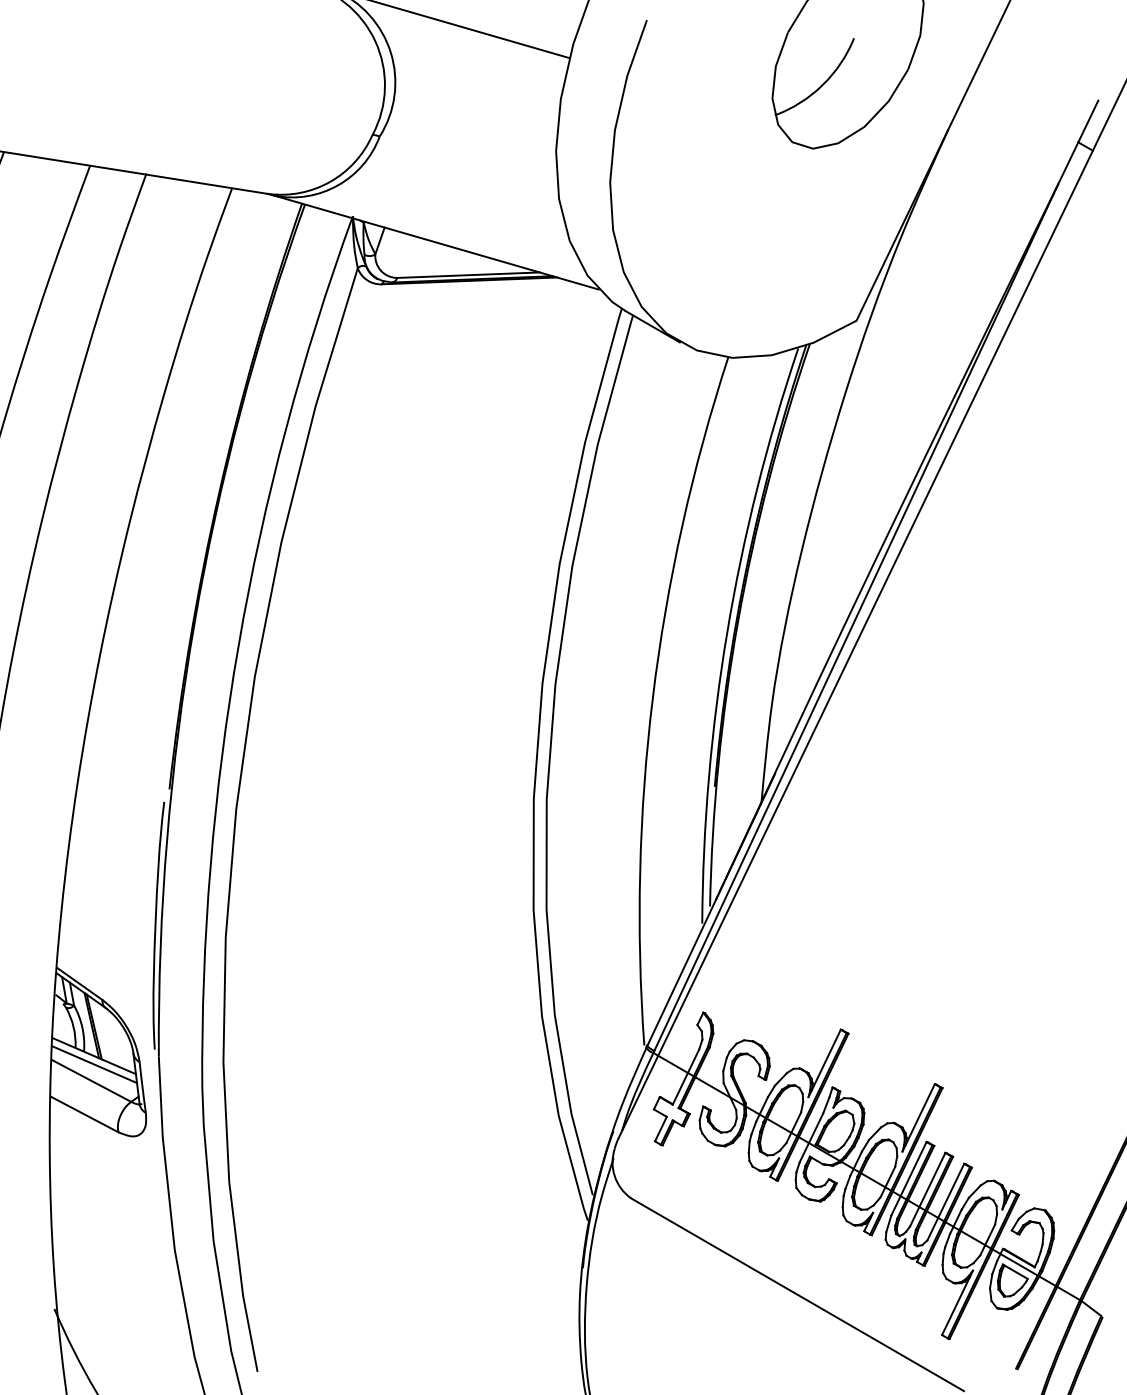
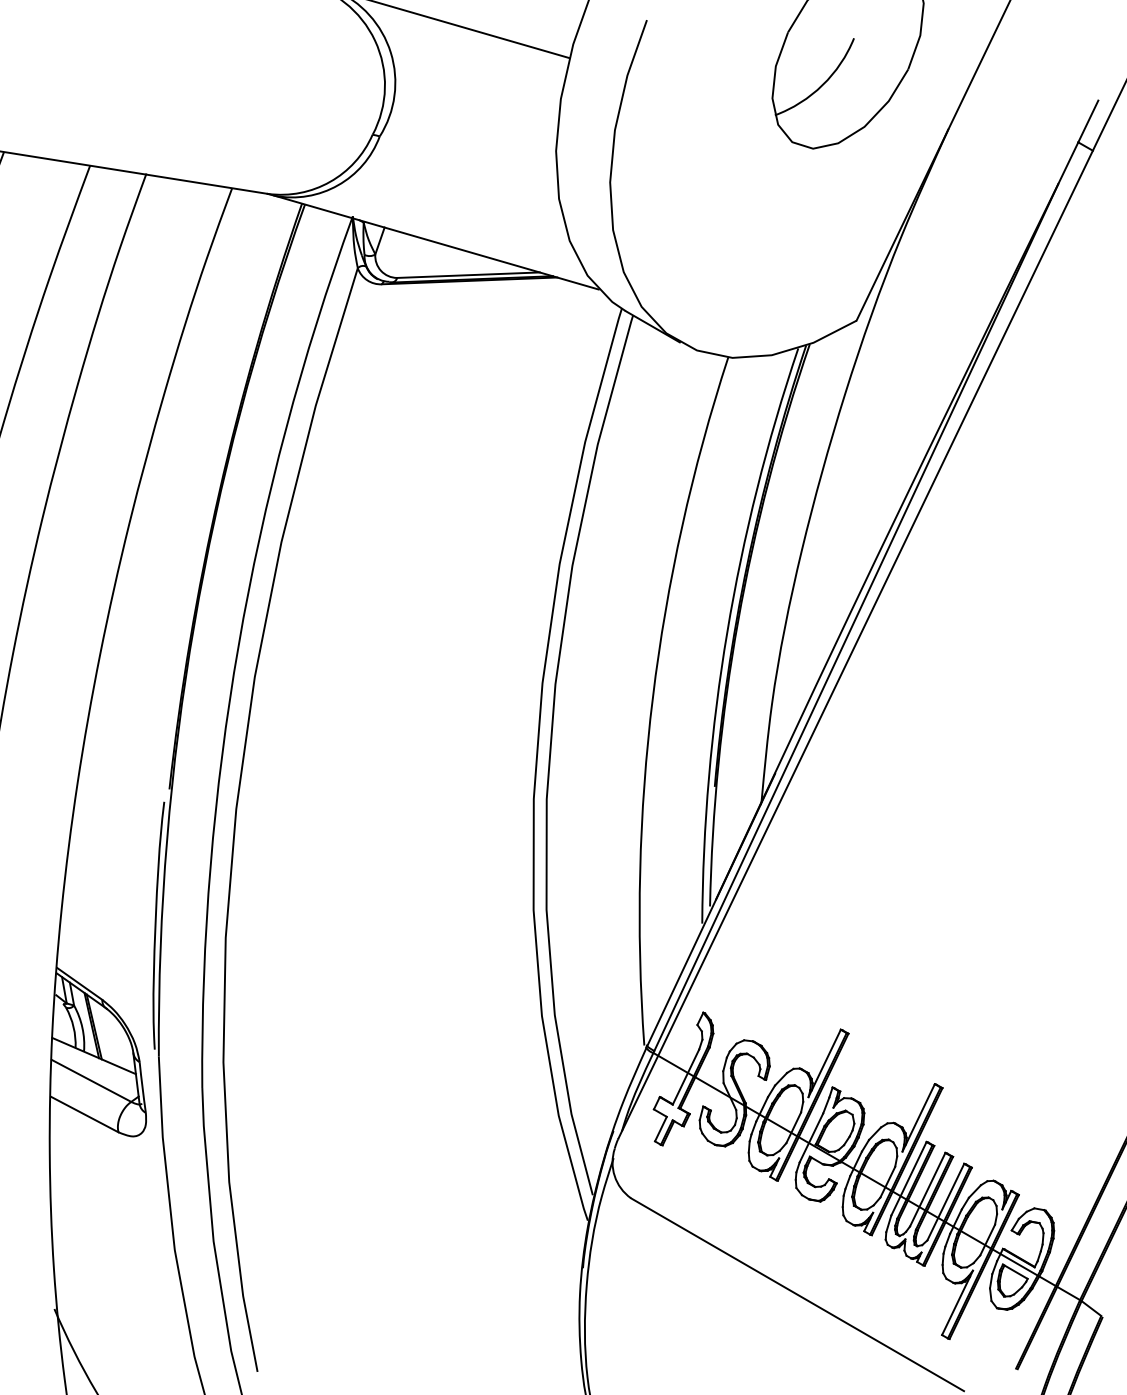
line: present -> none (94, 1064)
